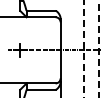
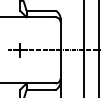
line: dashed -> solid (83, 48)
line: dashed -> solid (99, 49)
